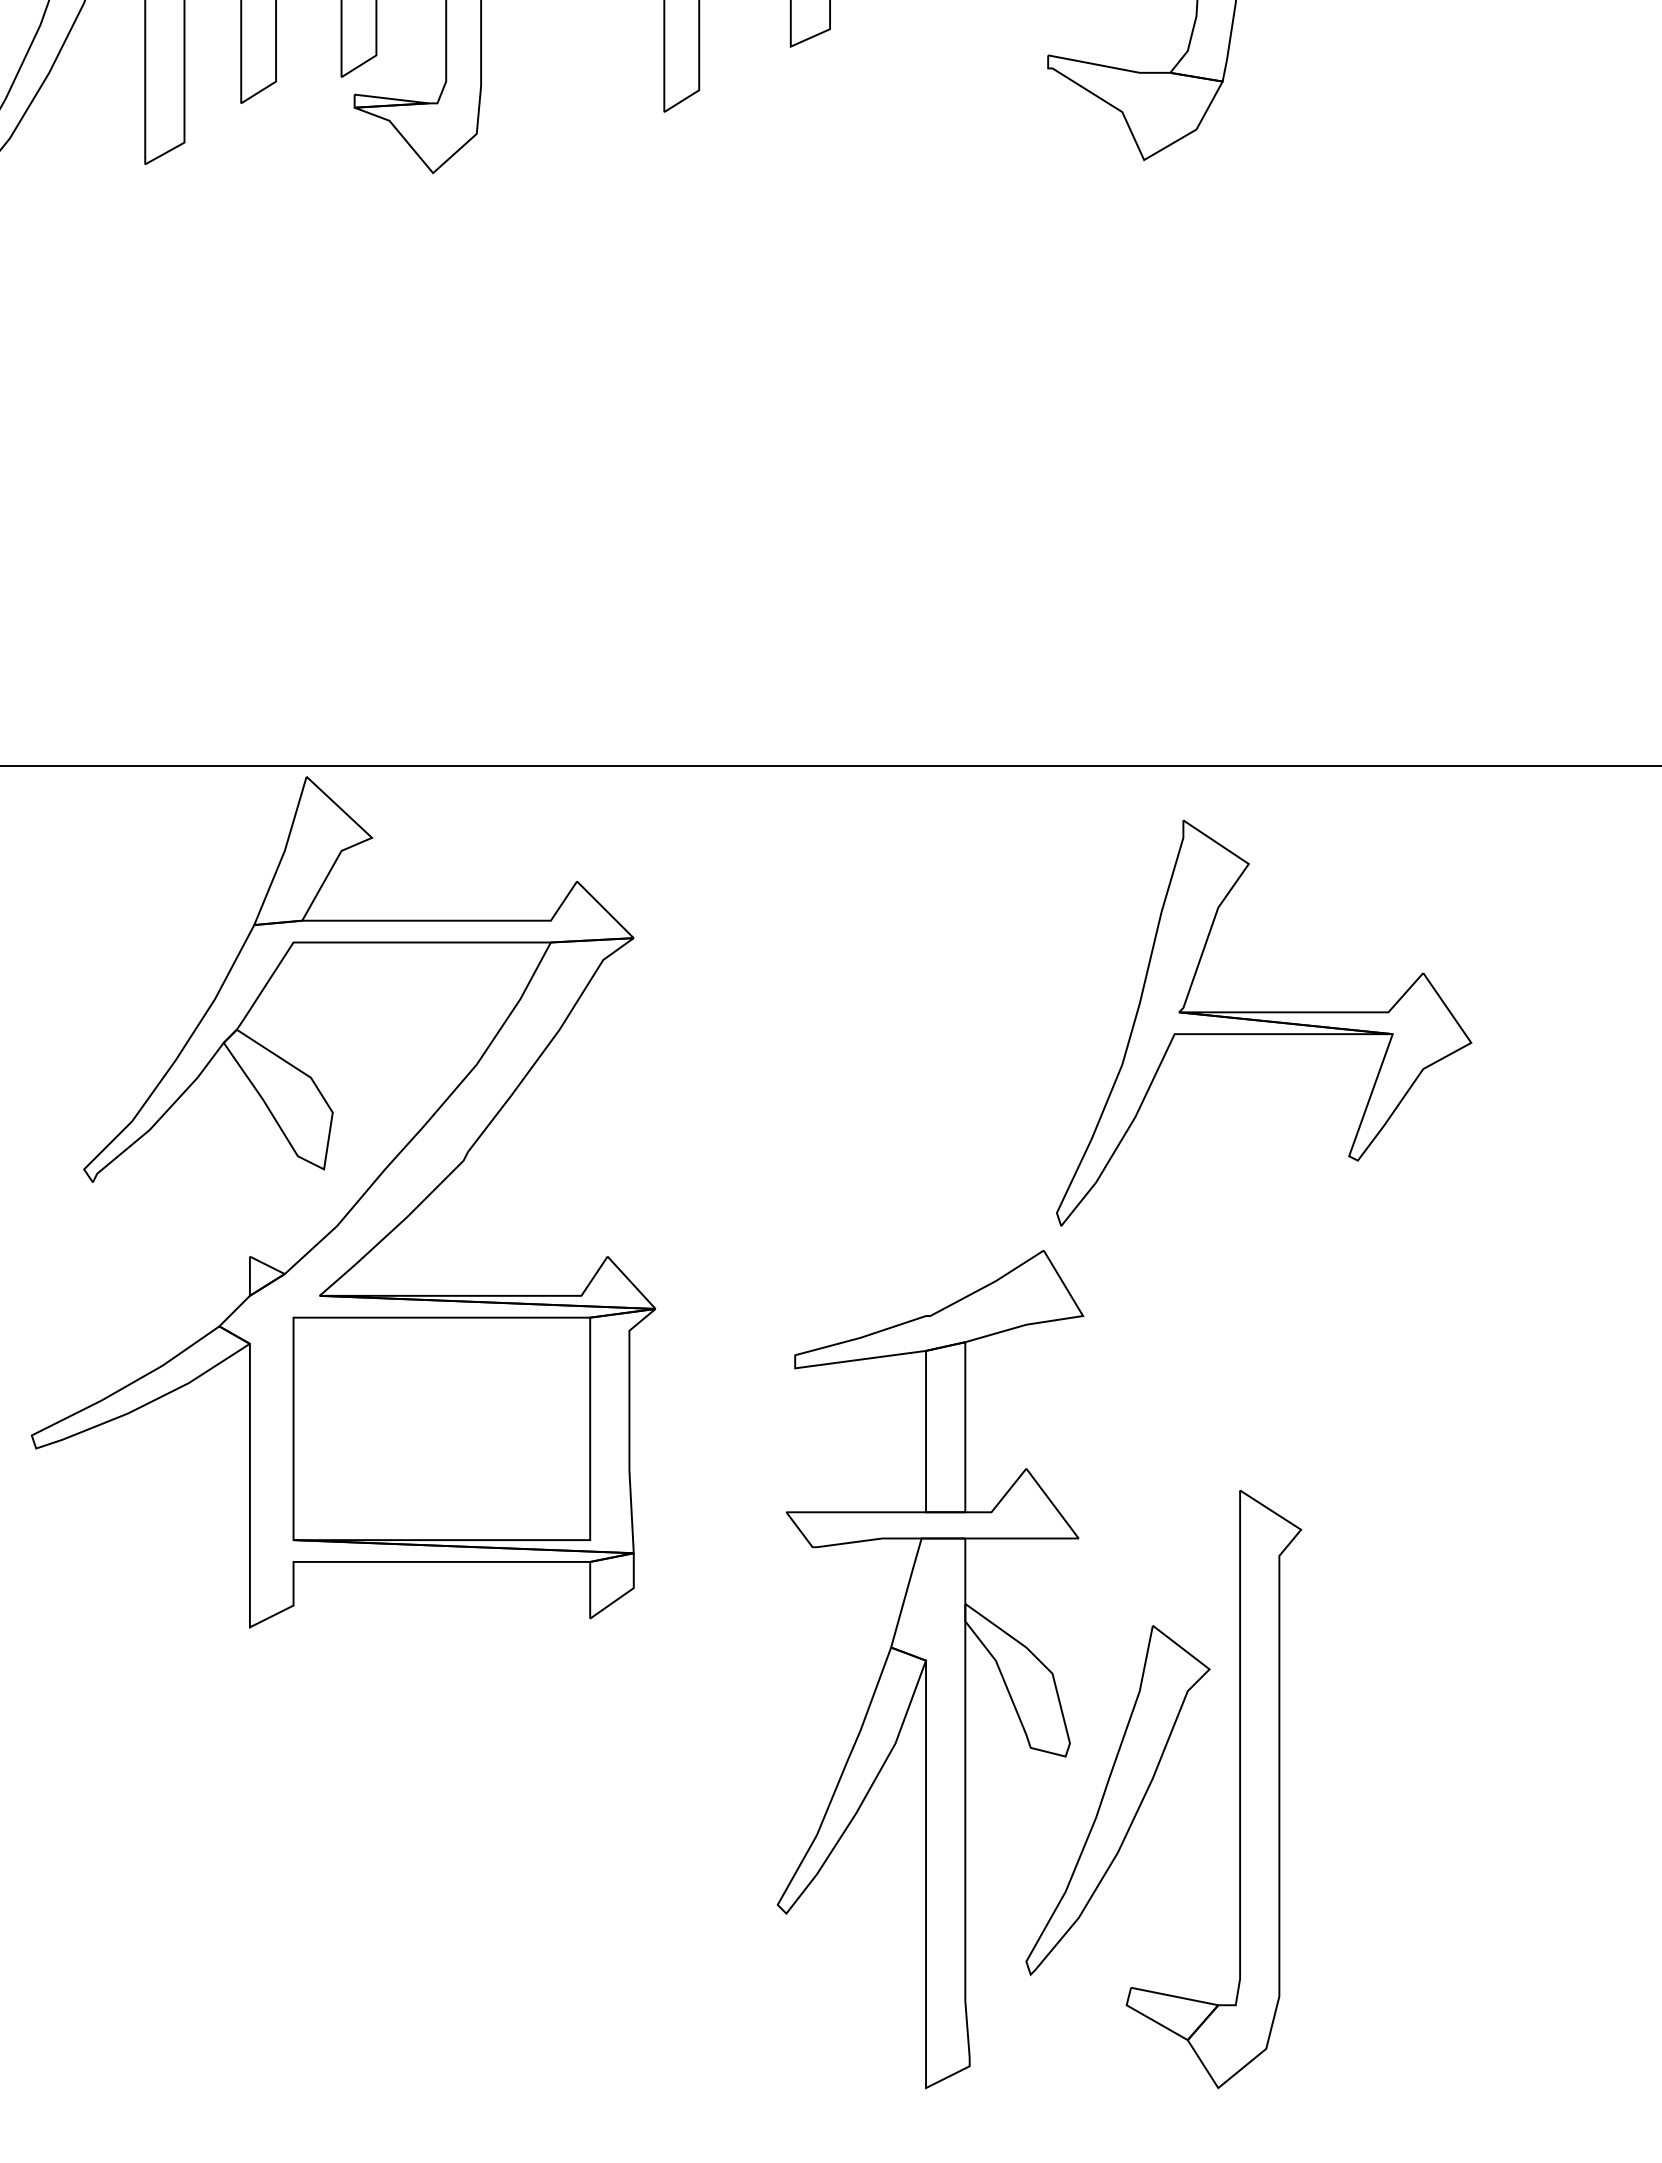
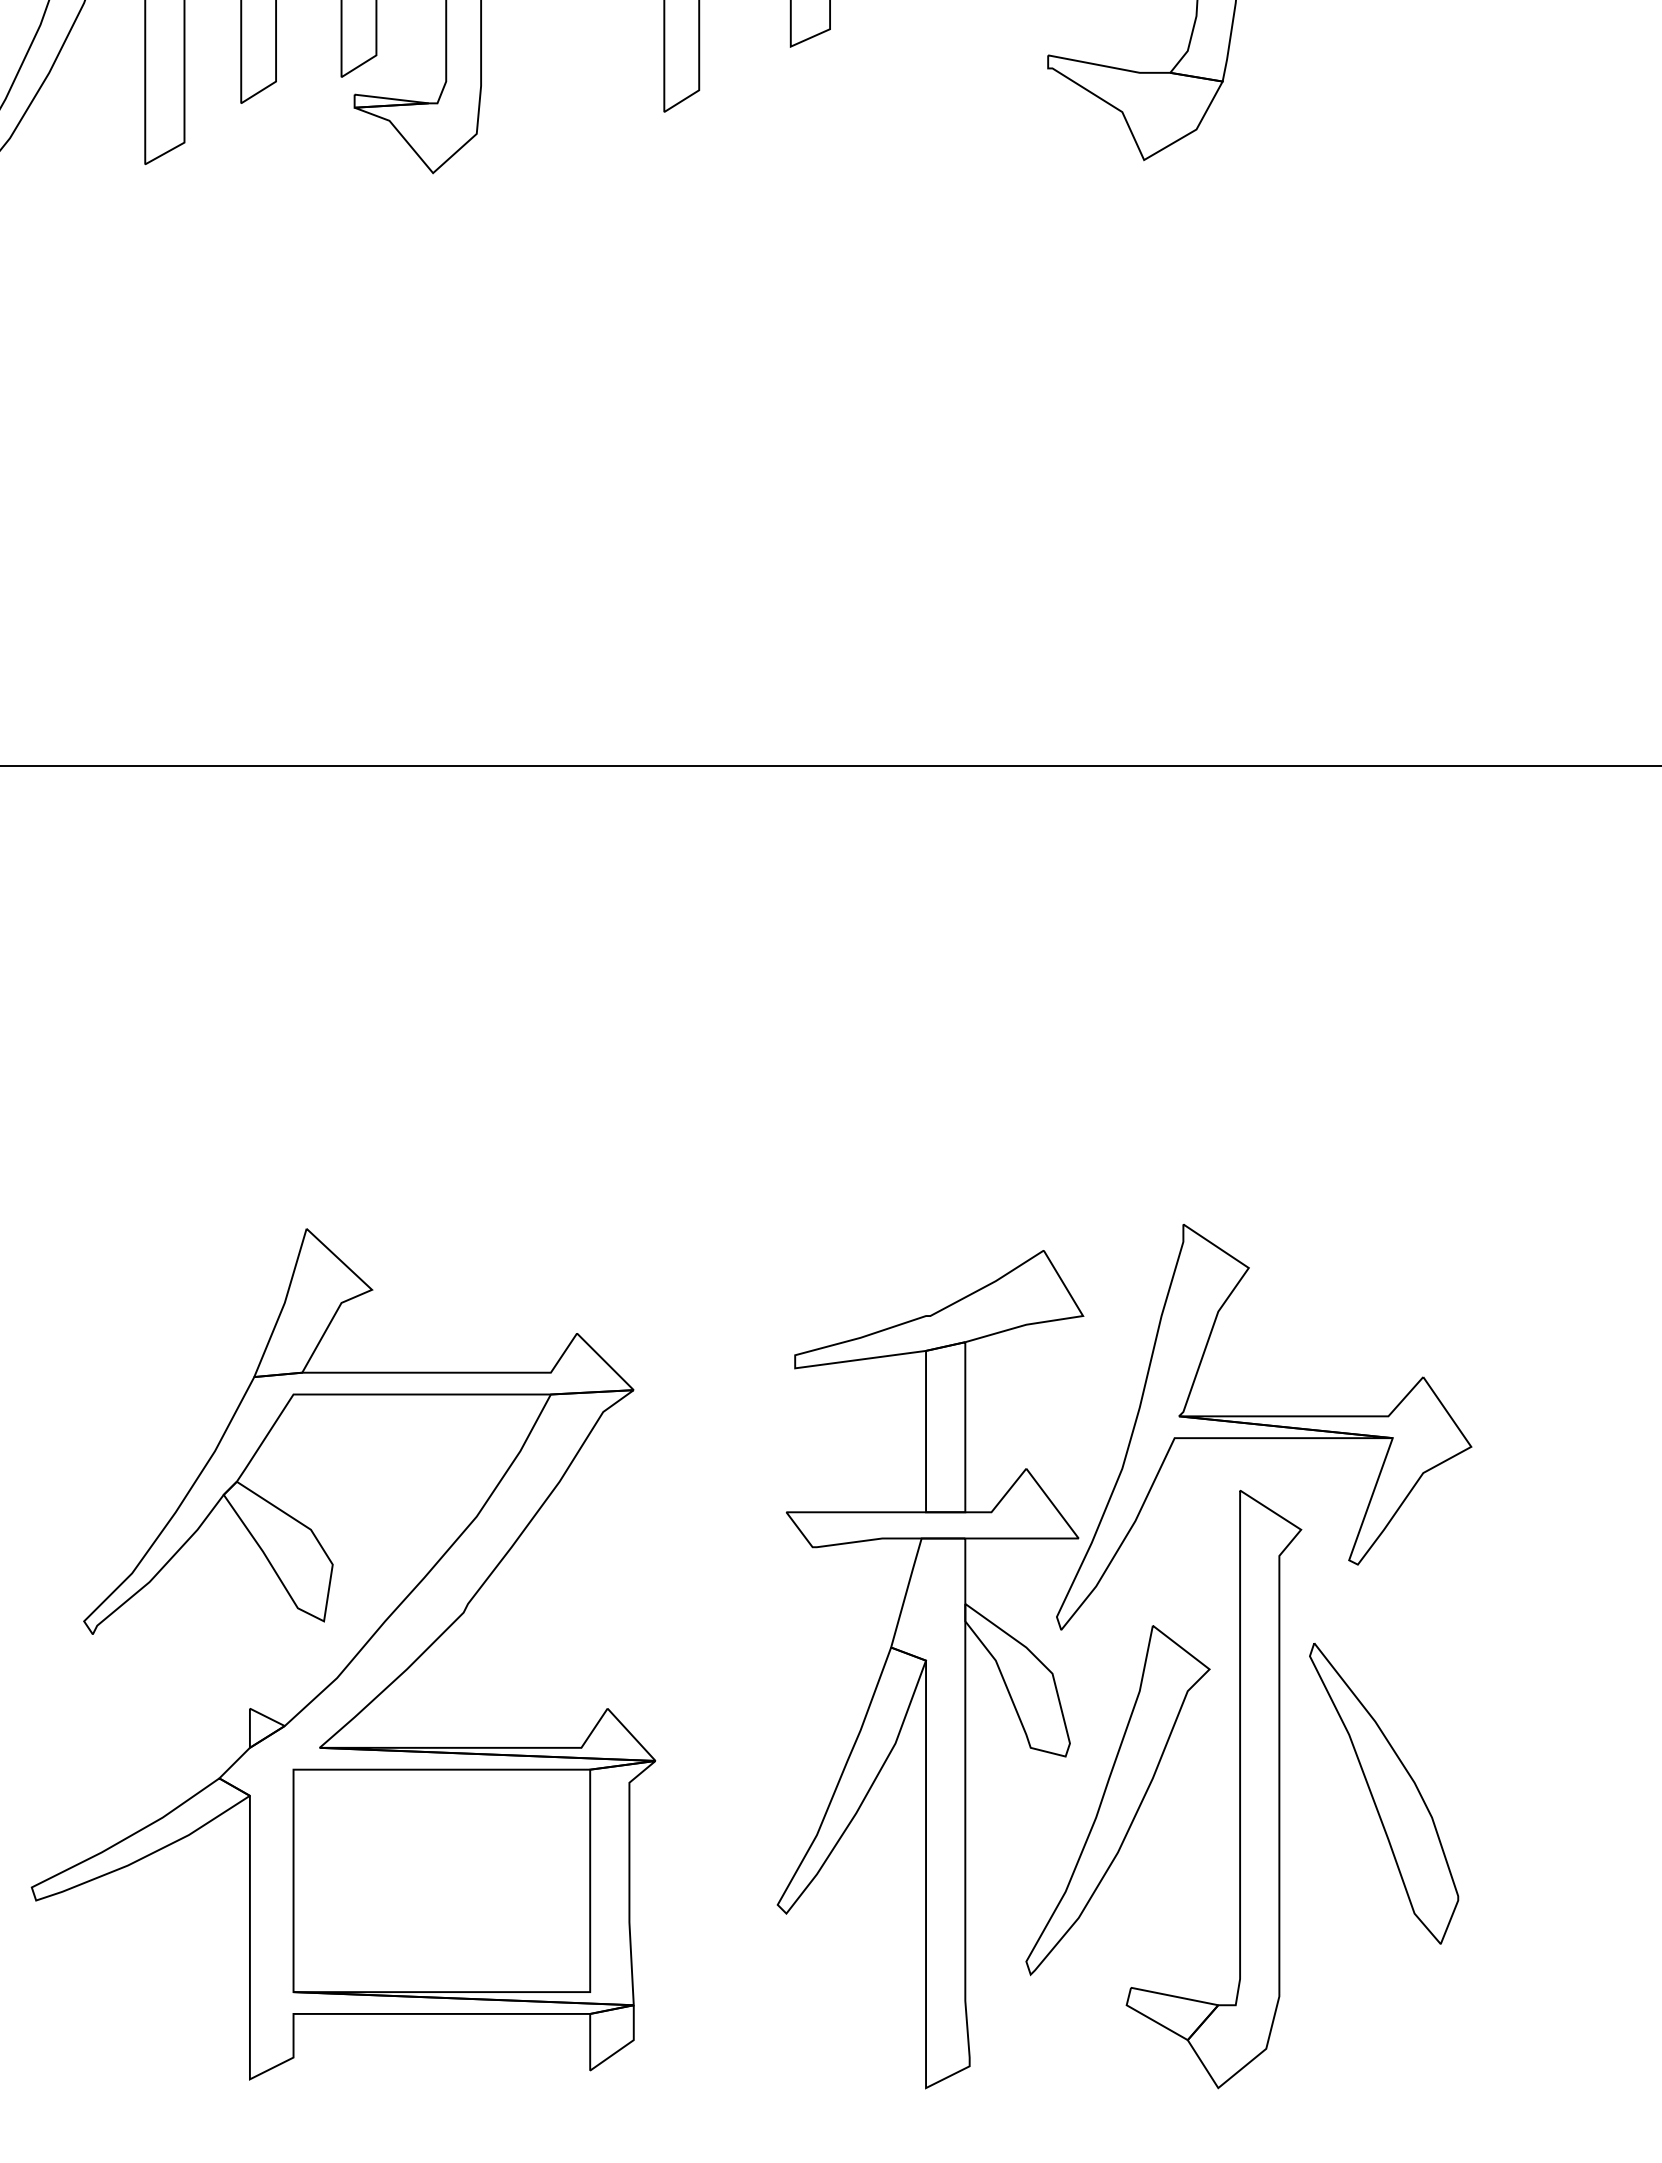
part position: (1264, 1023) -> (1264, 1427) (1264, 1427)
part position: (350, 1208) -> (350, 1660) (350, 1660)
part: none -> present (1384, 1793)
